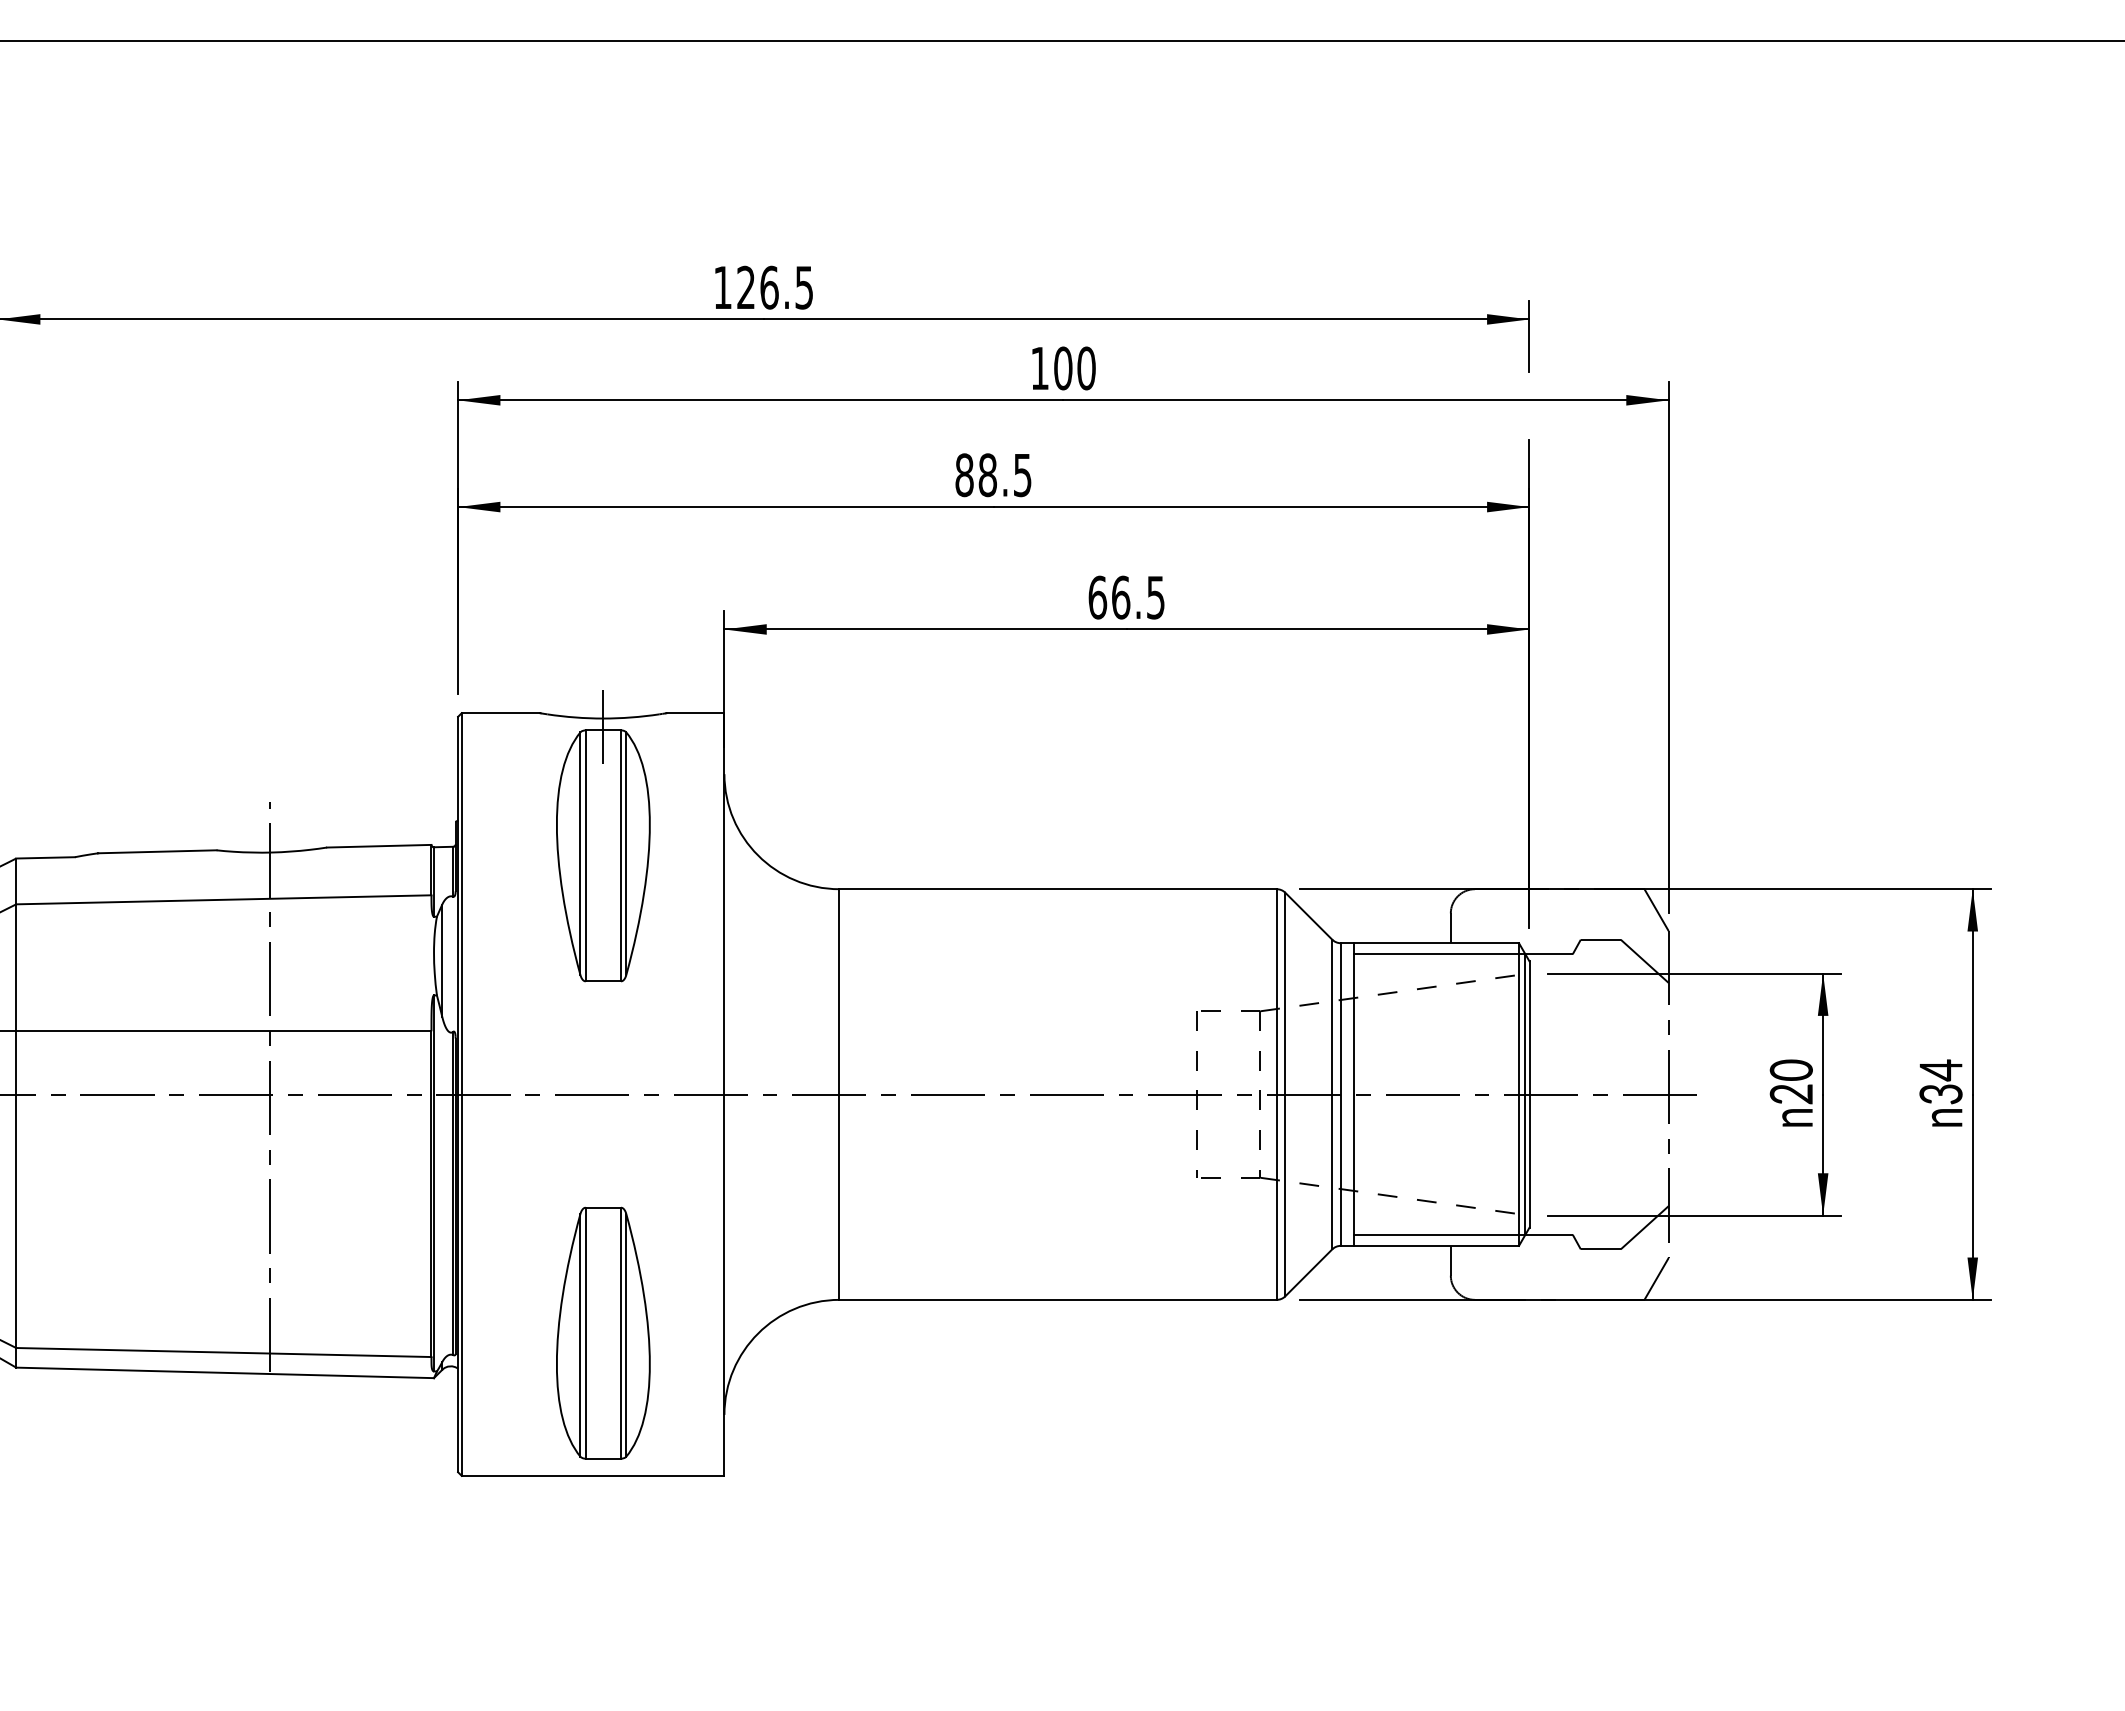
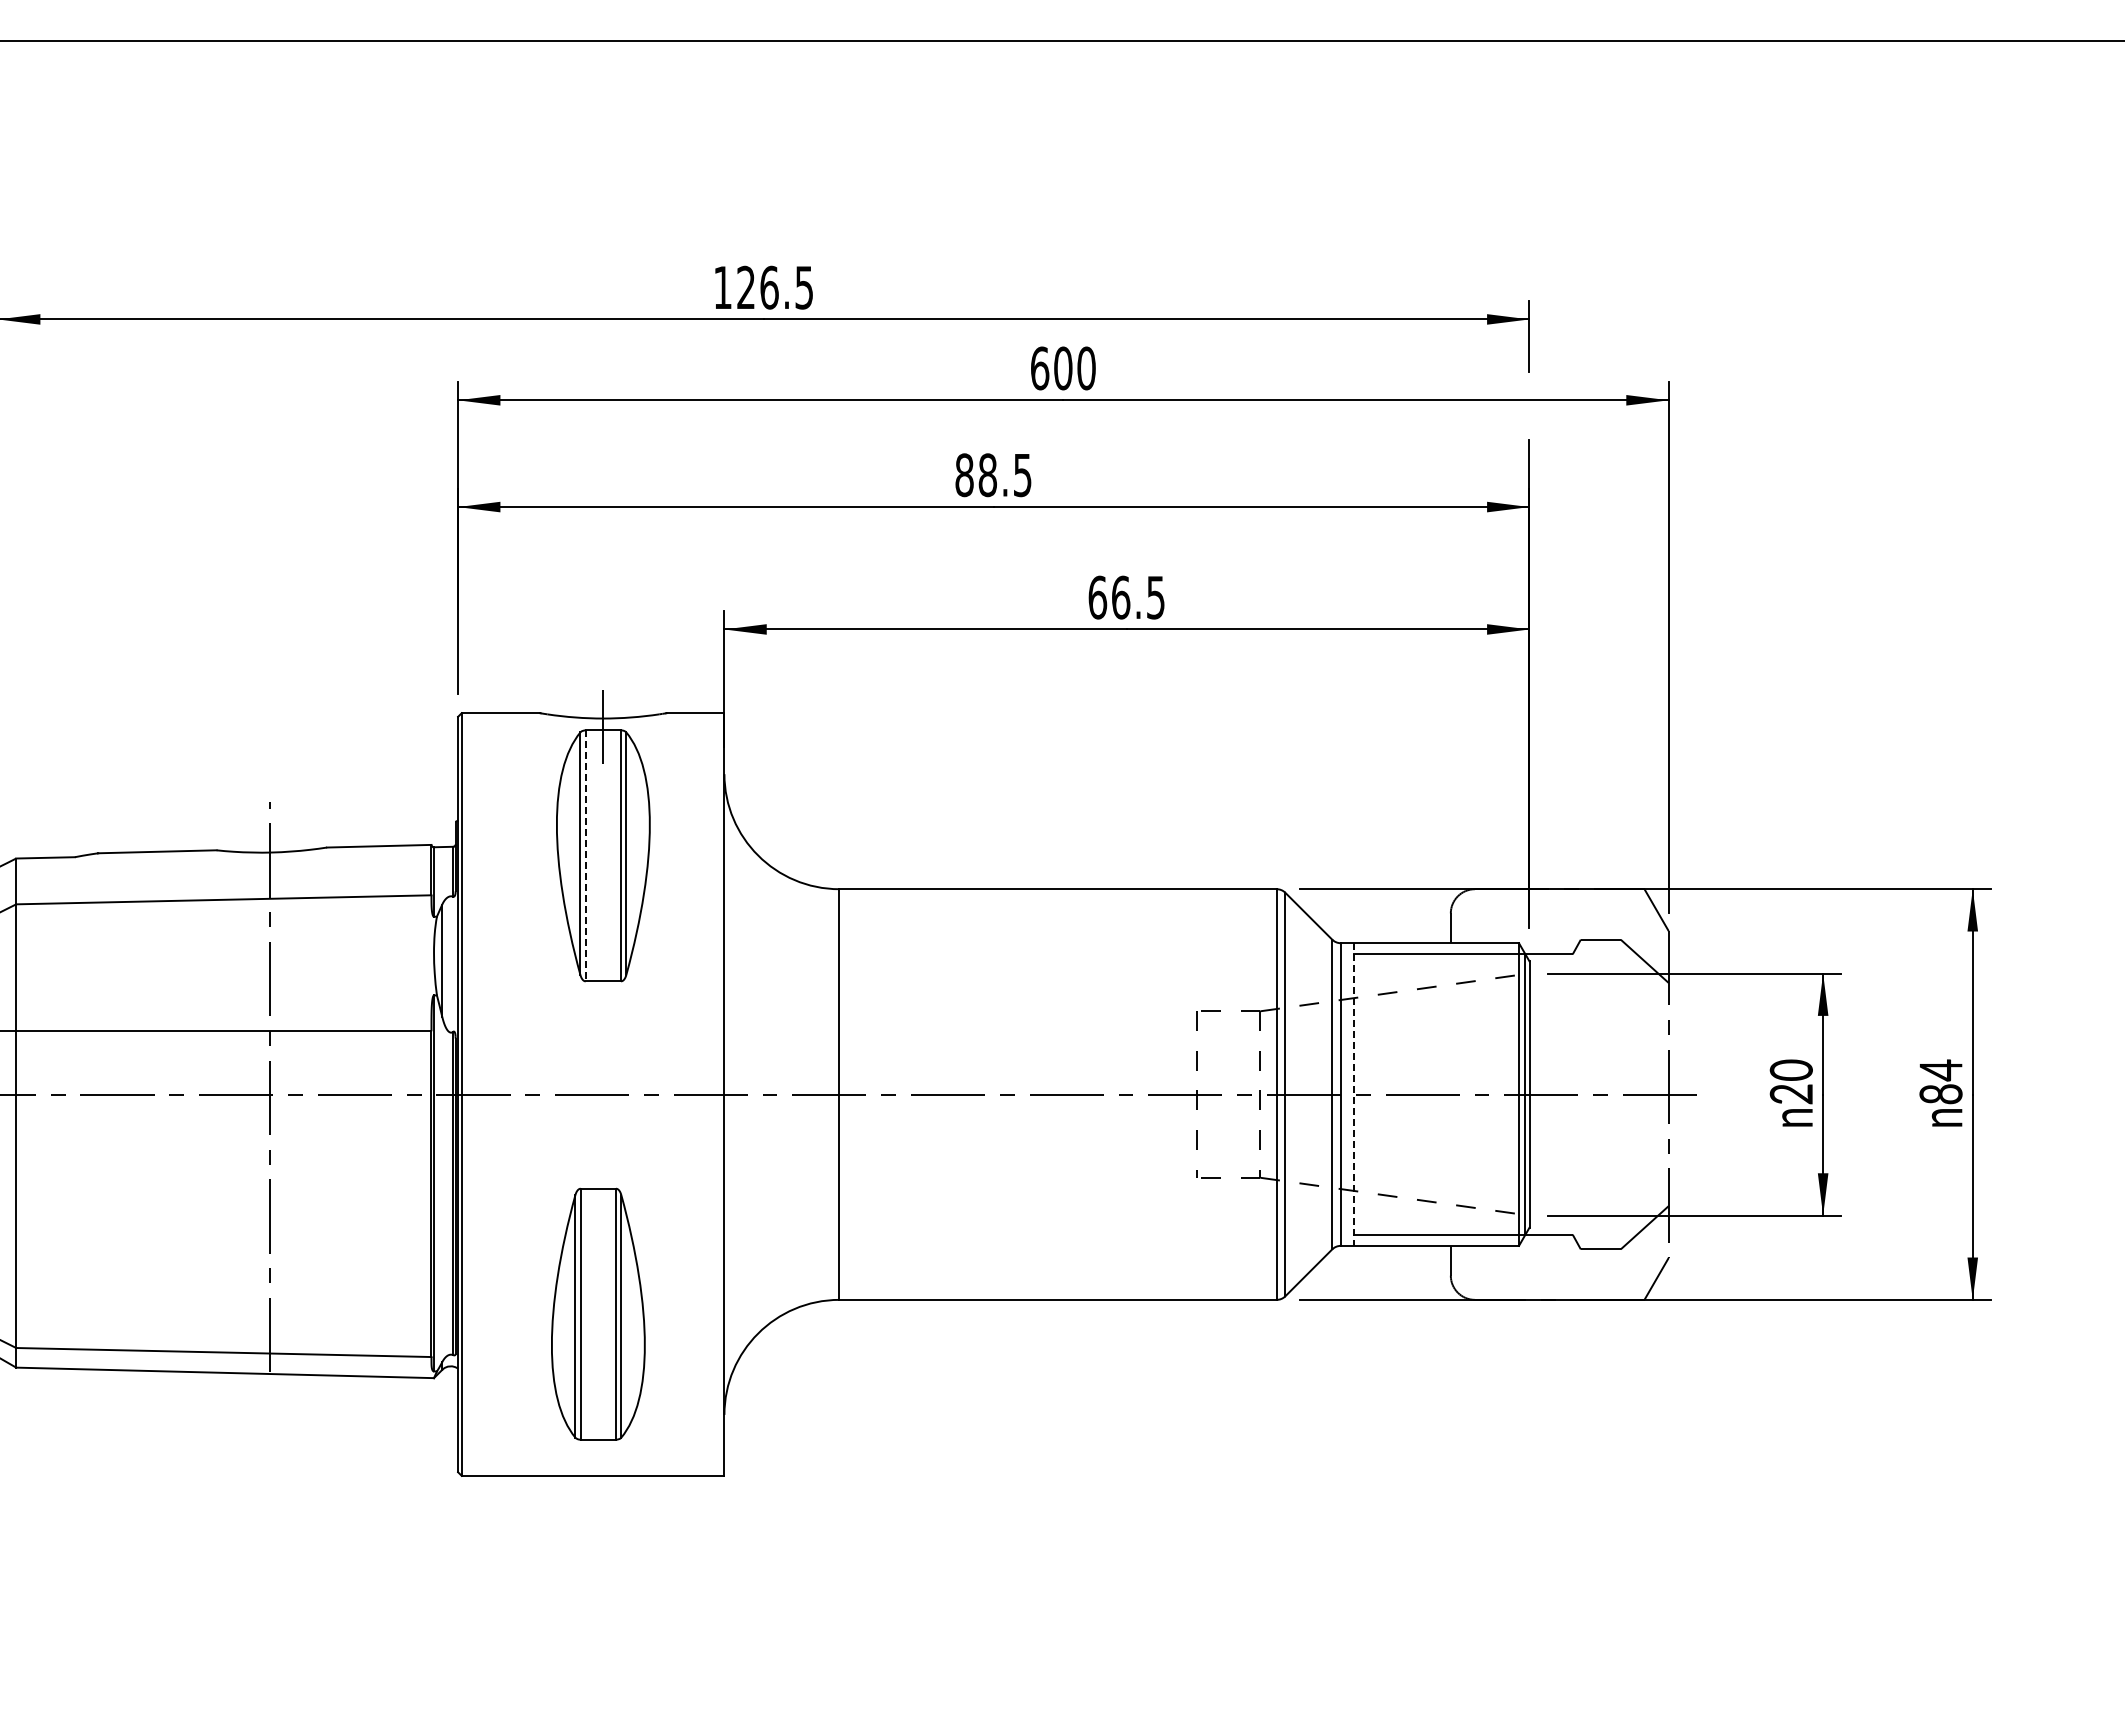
text: 100 -> 600 (1040, 368)
line: solid -> dashed (585, 856)
text: 34 -> 84 (1940, 1094)
line: solid -> dashed (1353, 1095)
part position: (603, 1332) -> (598, 1313) (598, 1313)
